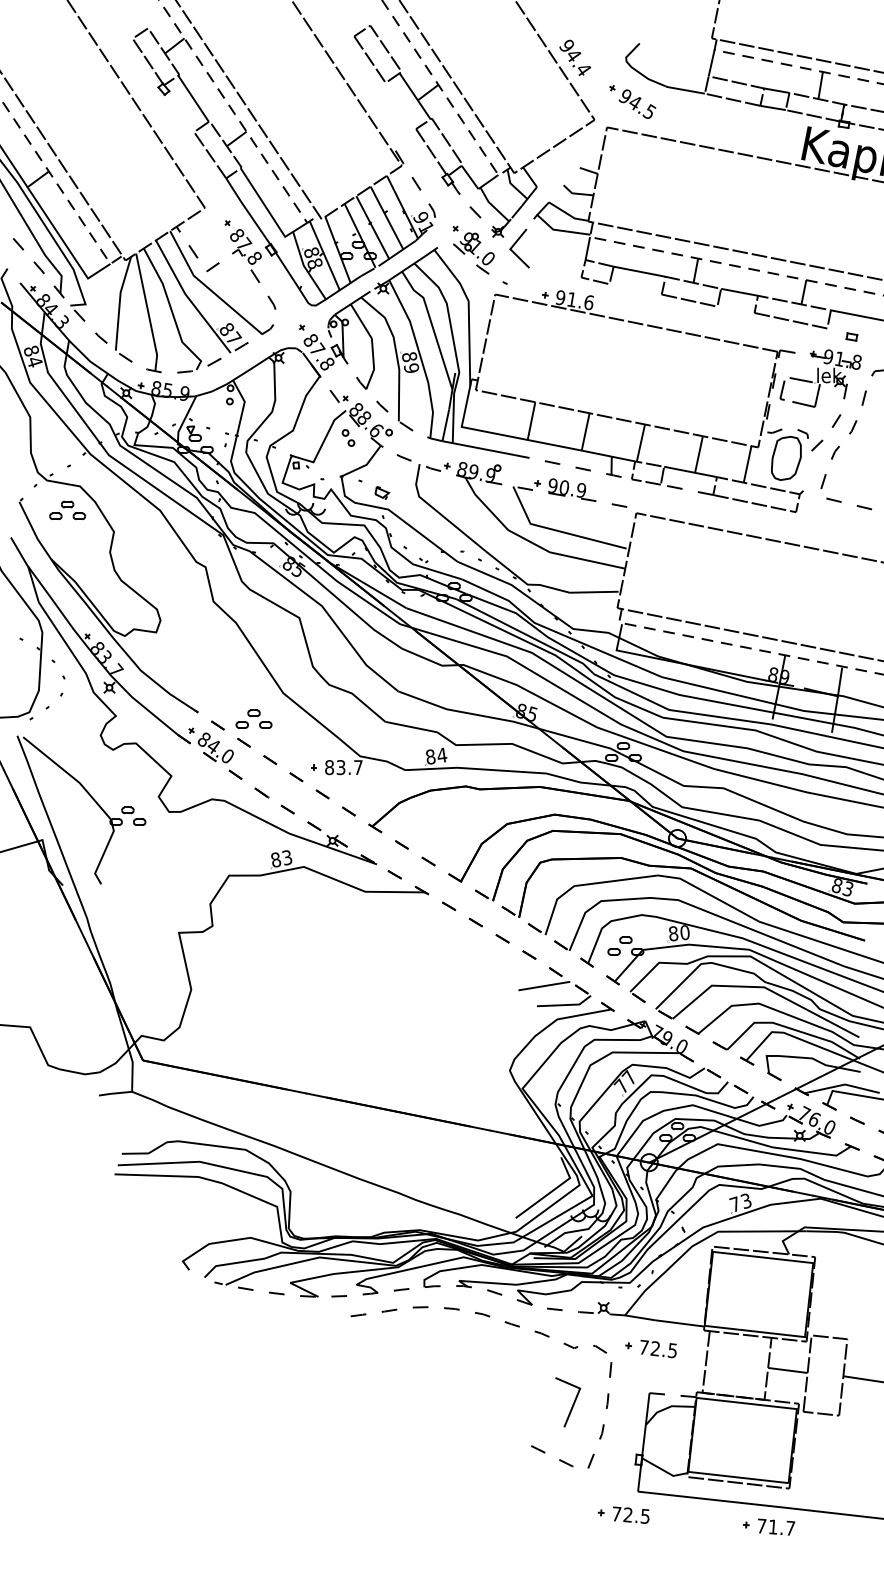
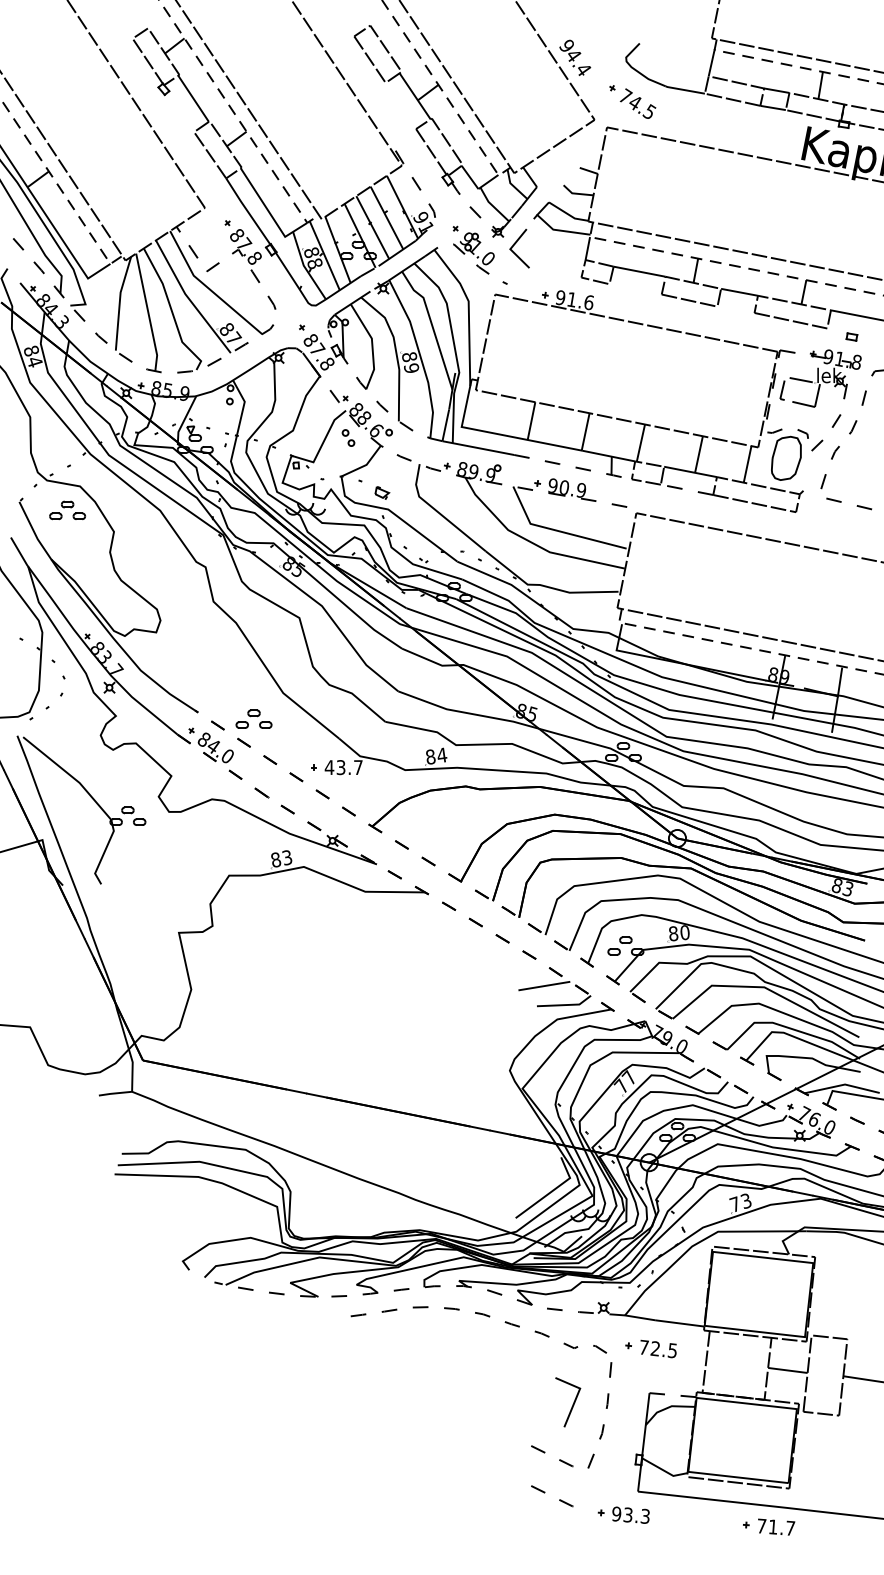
text: 94.5 -> 74.5 (625, 95)
text: 83.7 -> 43.7 (329, 767)
line: none -> present (559, 1499)
text: 72.5 -> 93.3 (630, 1514)
